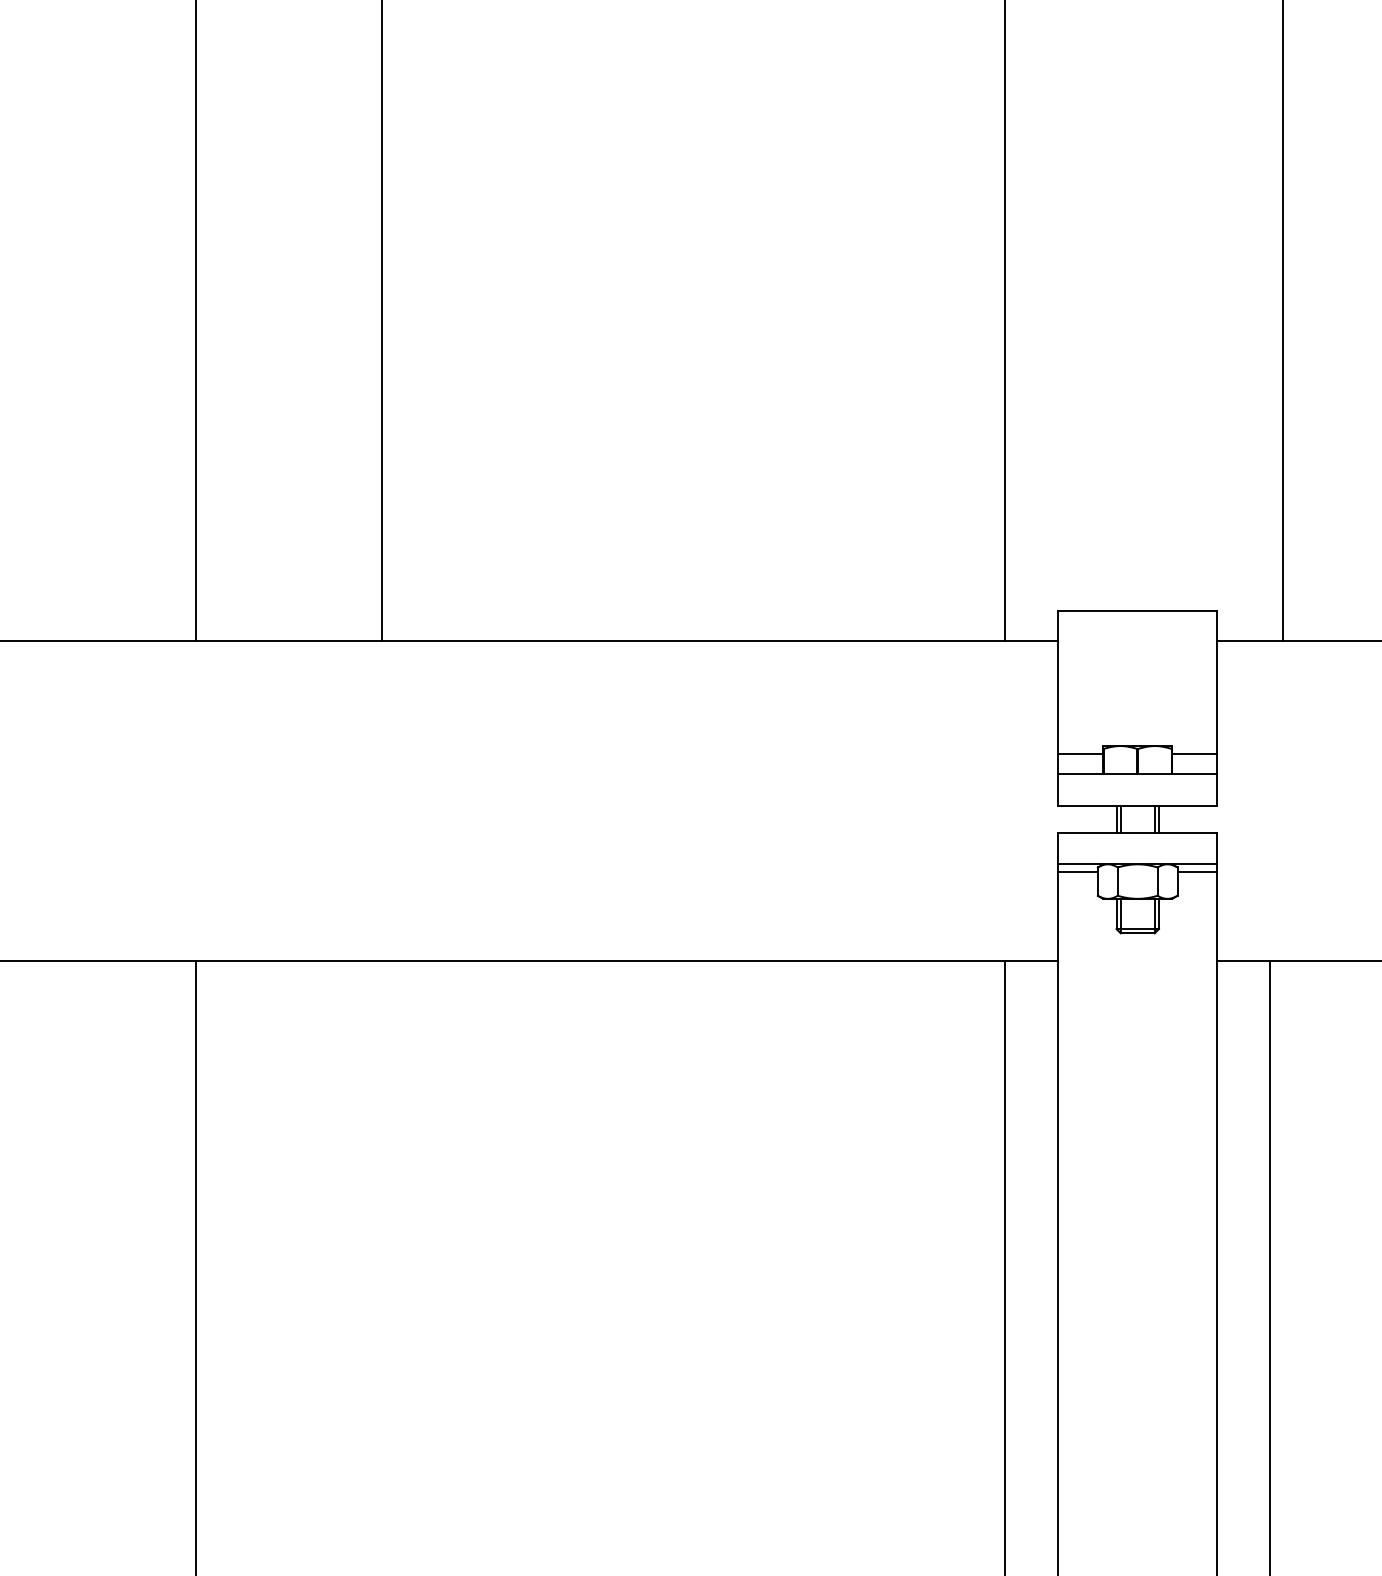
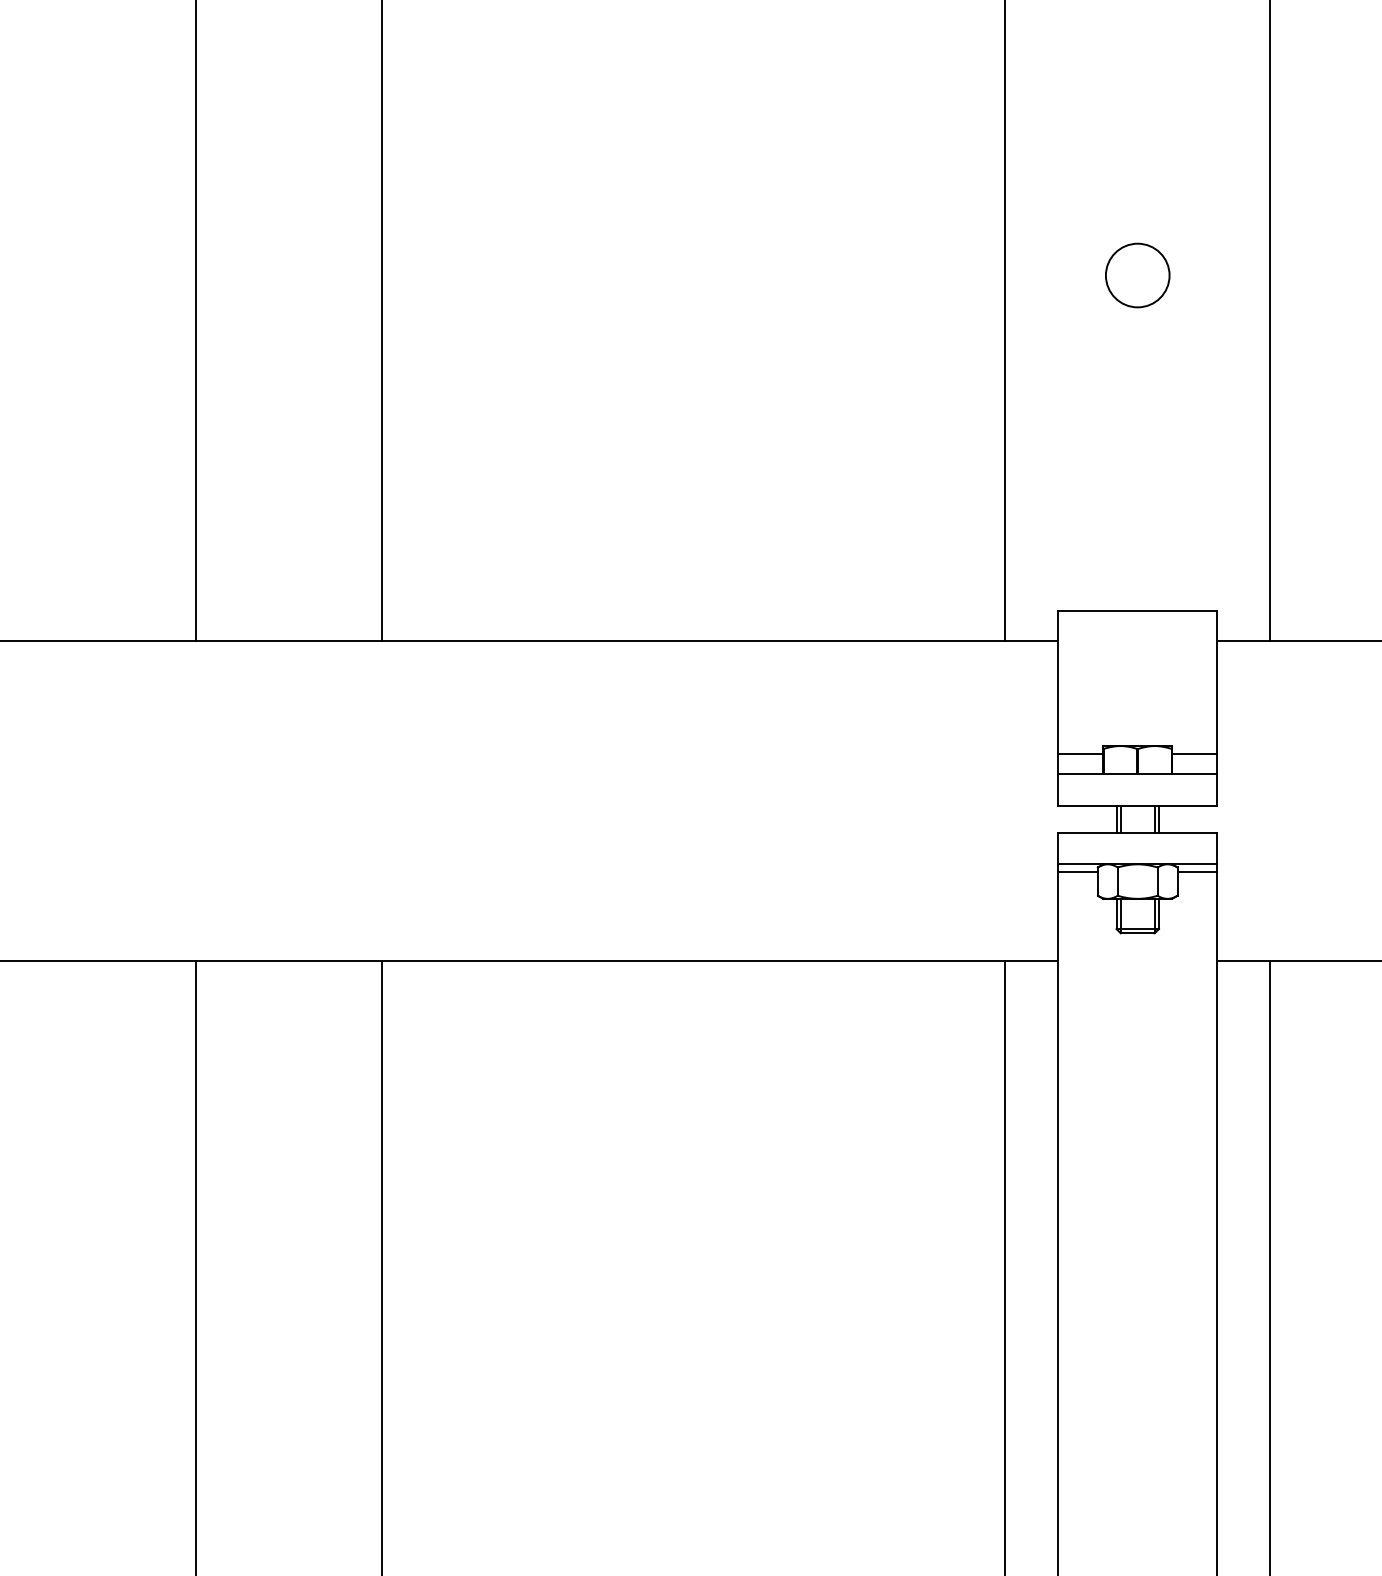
circle: none -> present (1137, 275)
line position: (1283, 321) -> (1270, 321) (1270, 321)
line: none -> present (381, 1266)
